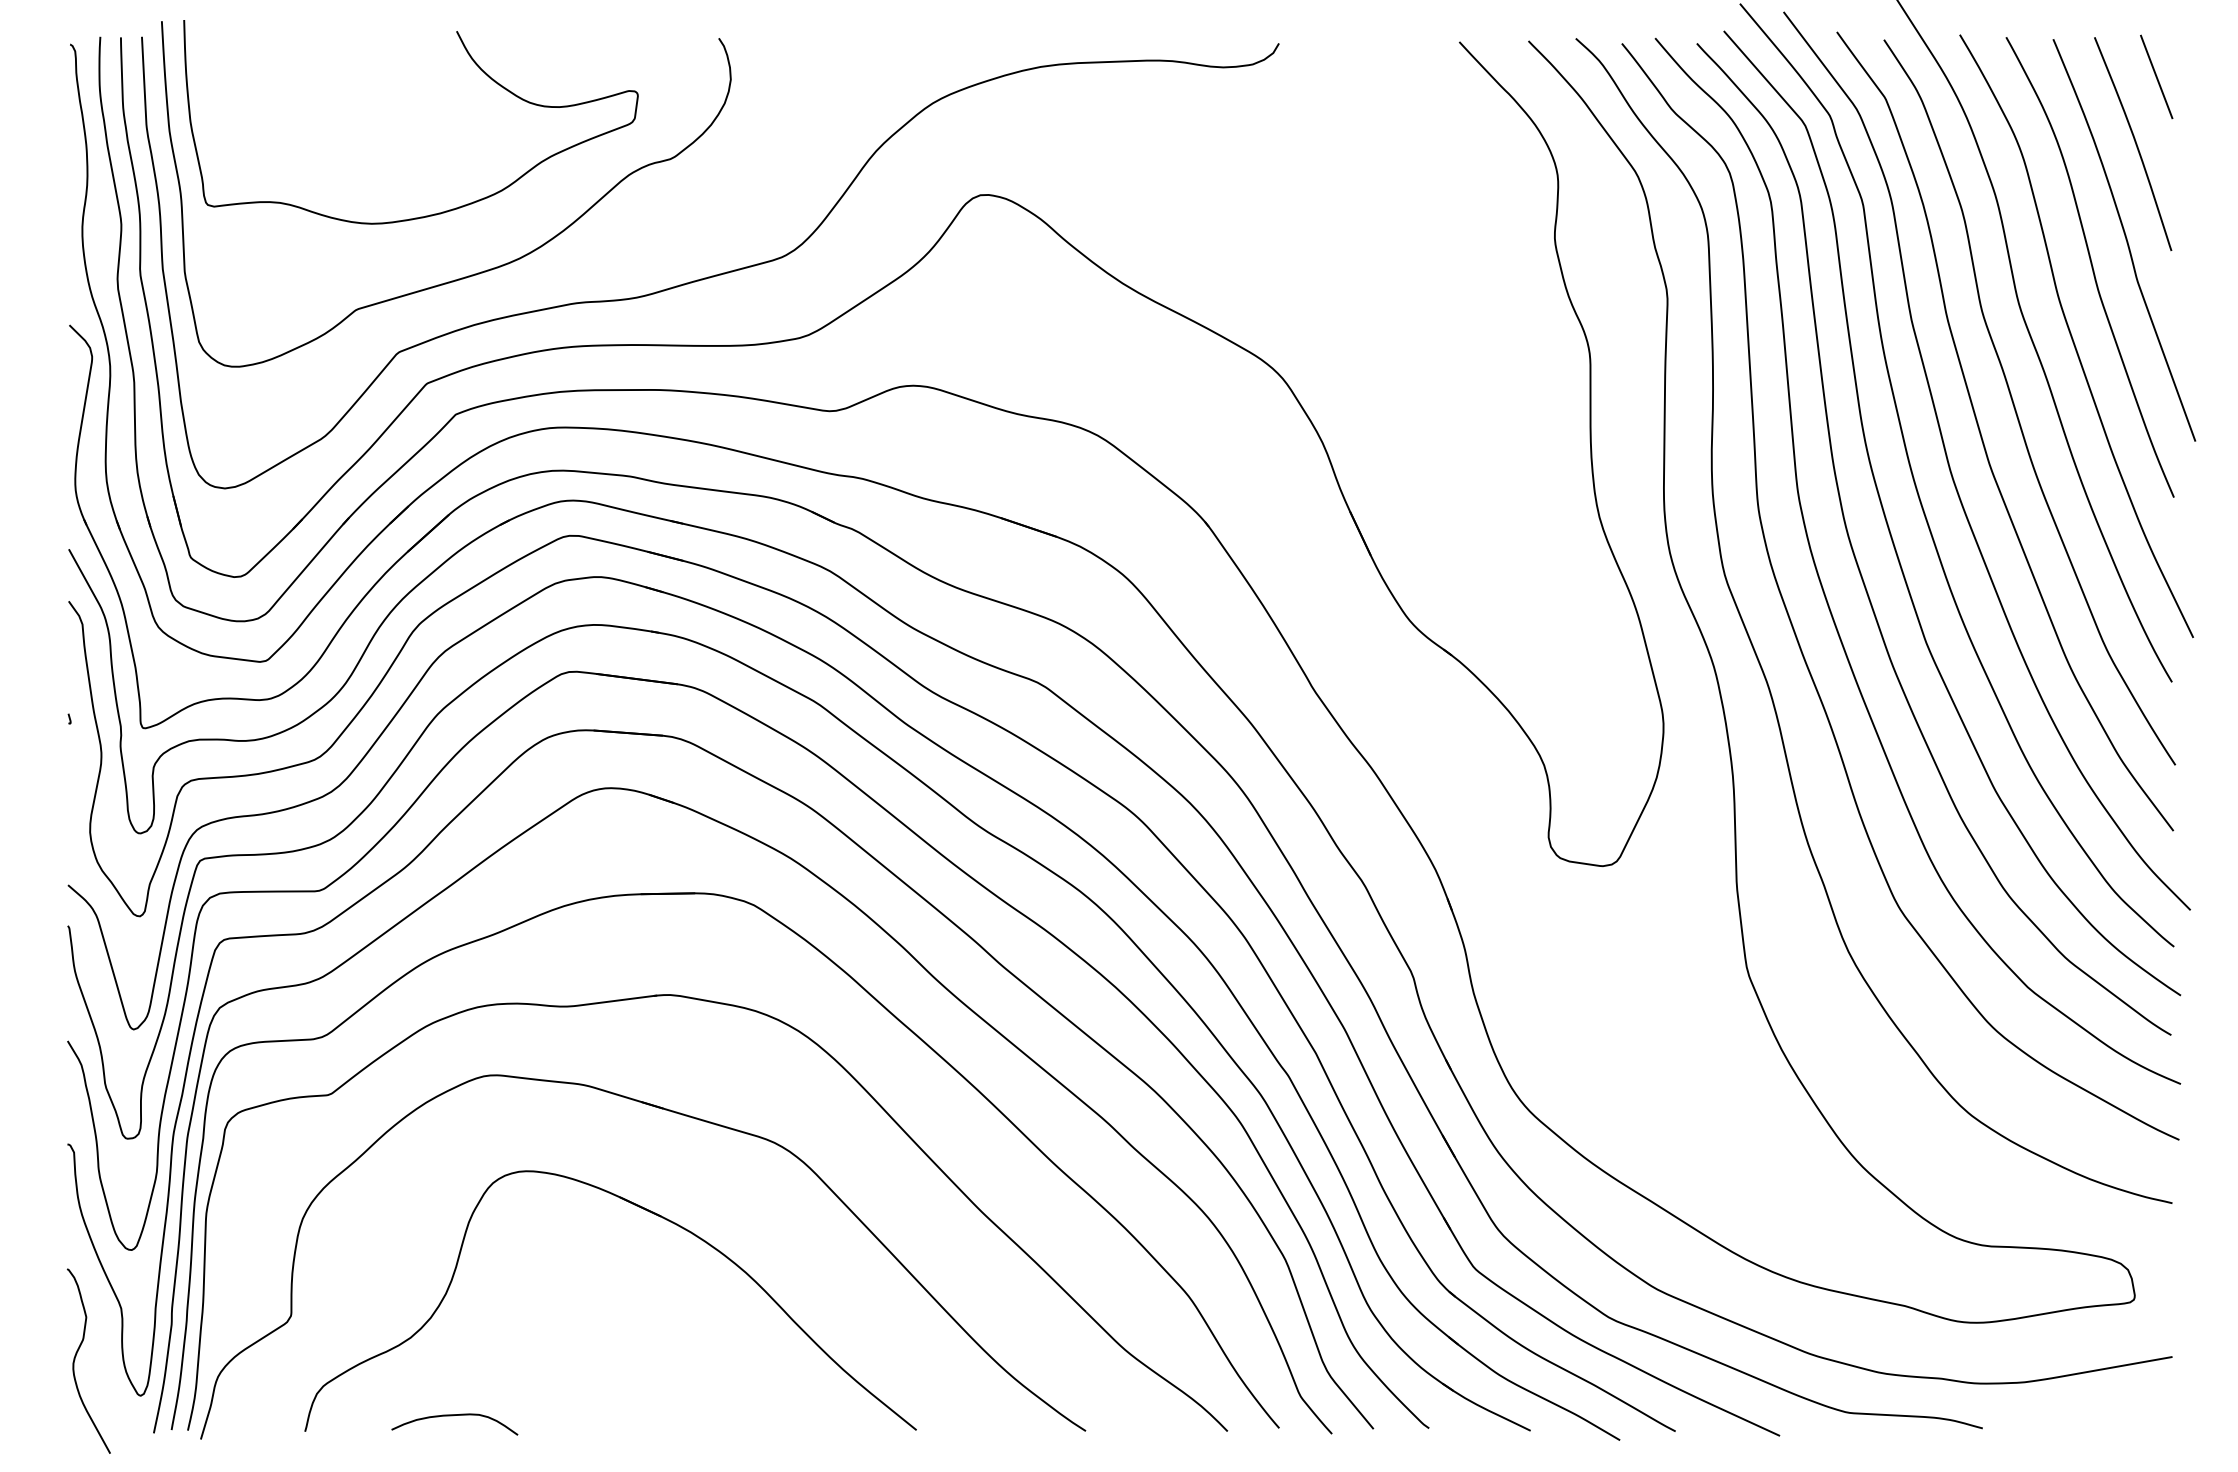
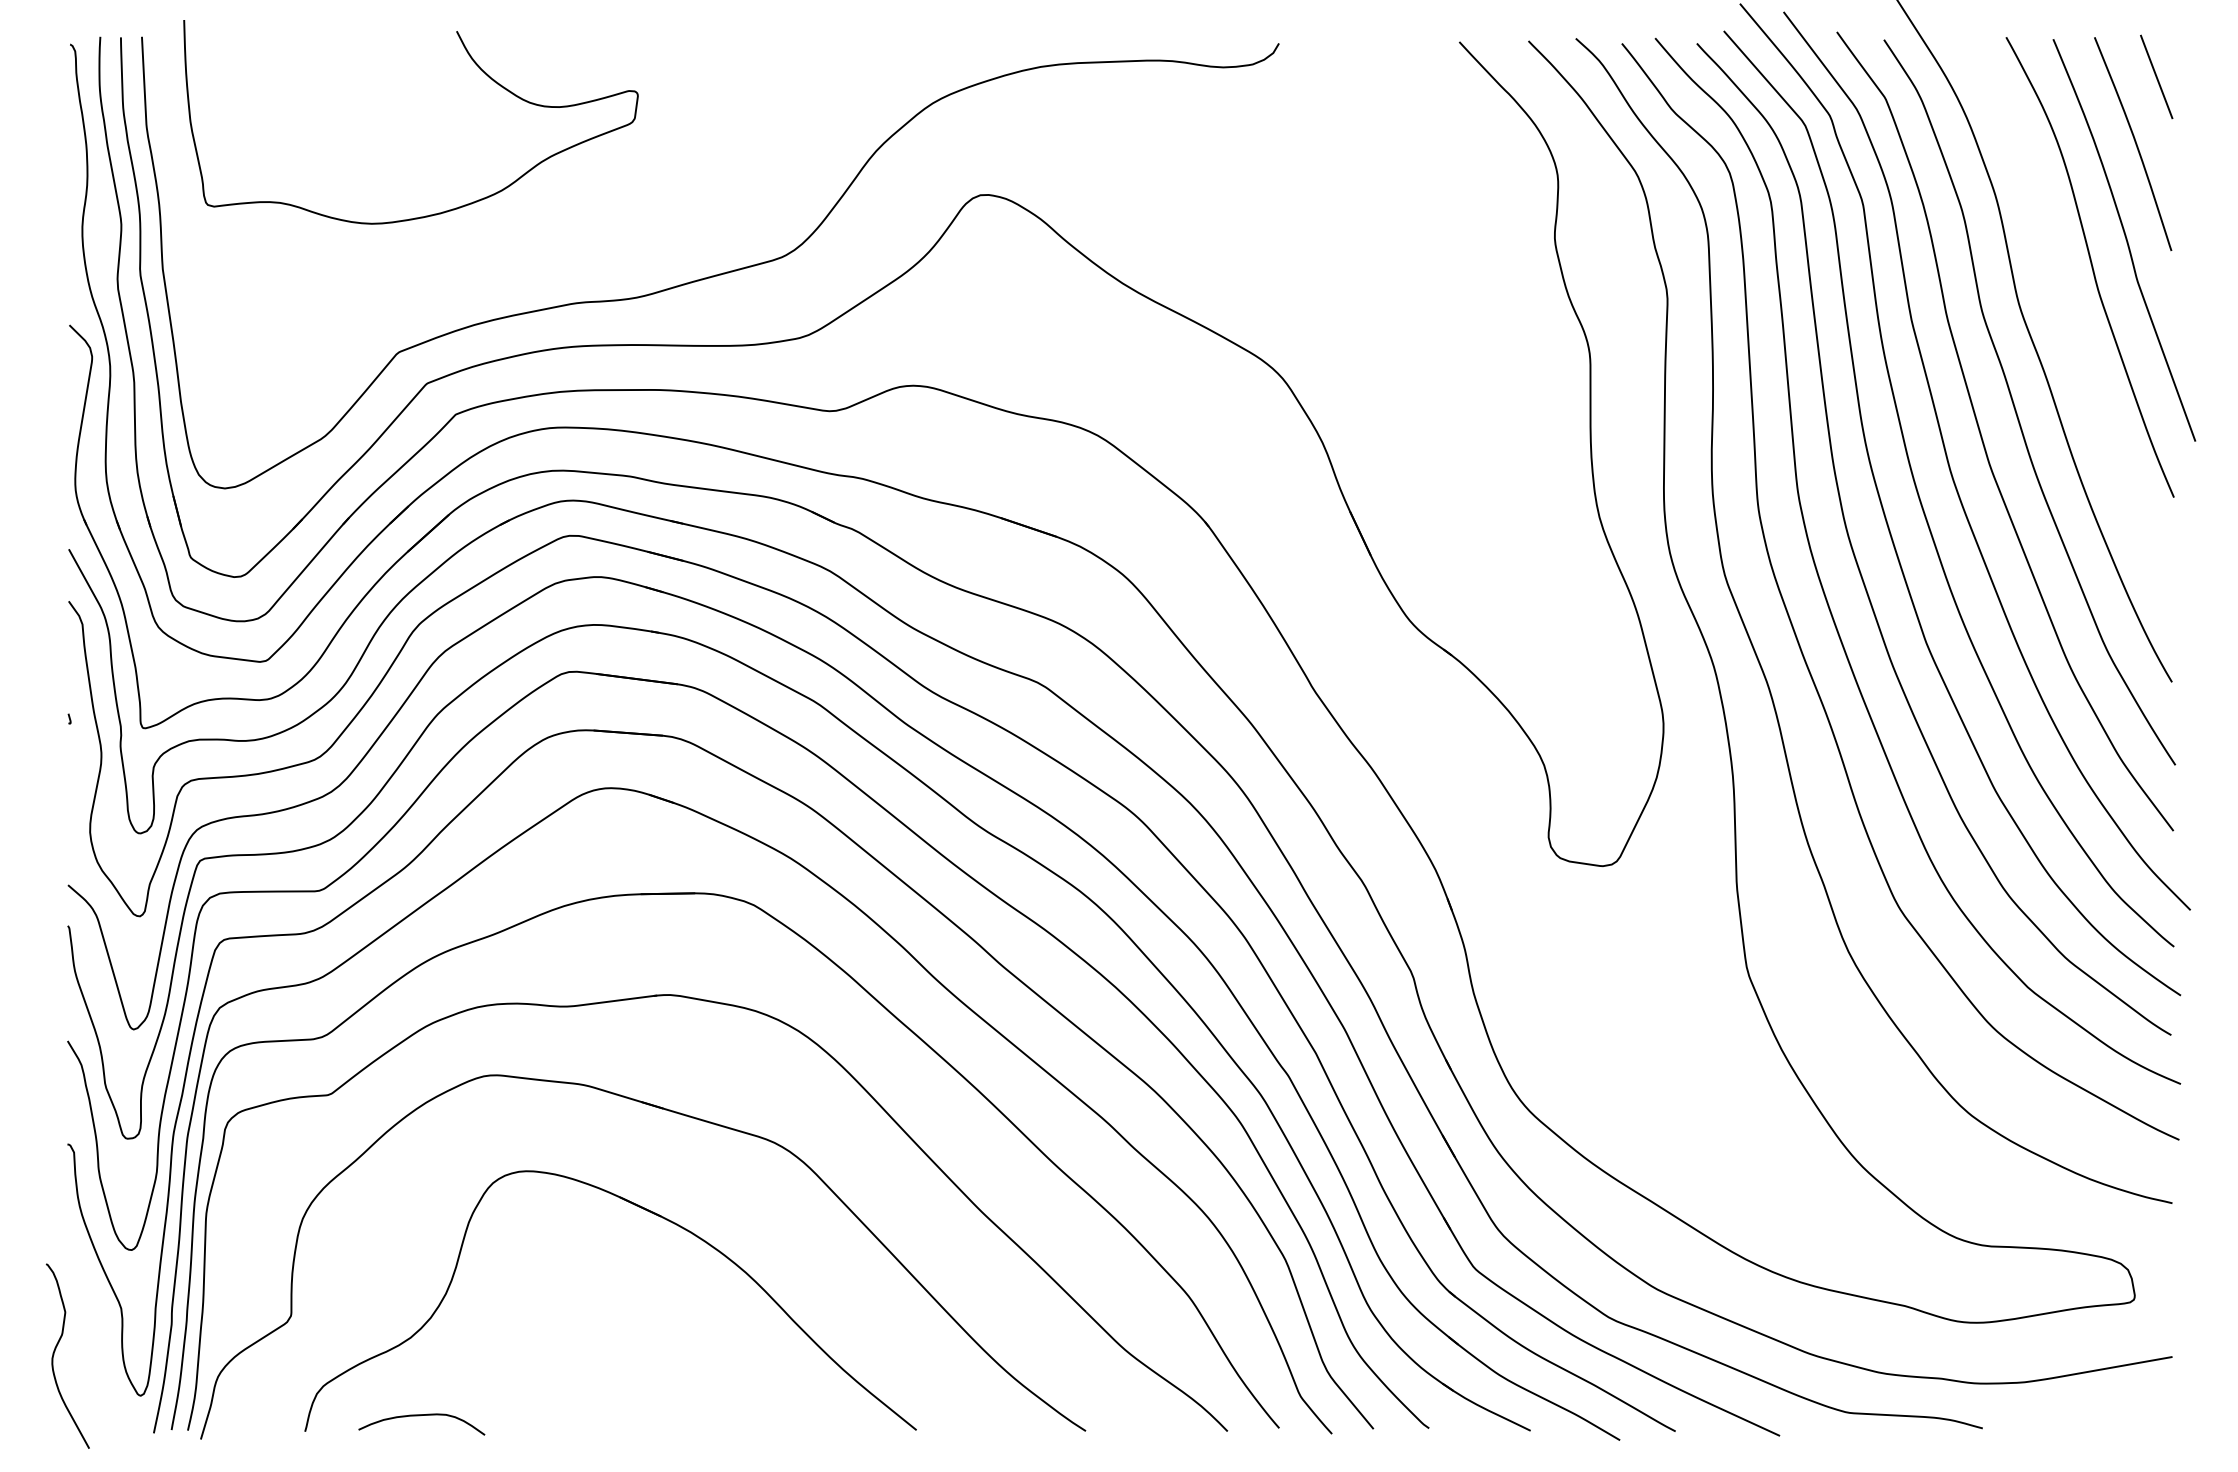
curve: present -> none (474, 273)
curve: present -> none (2073, 338)
curve position: (76, 1356) -> (55, 1351) (55, 1351)
curve position: (453, 1416) -> (420, 1416) (420, 1416)
